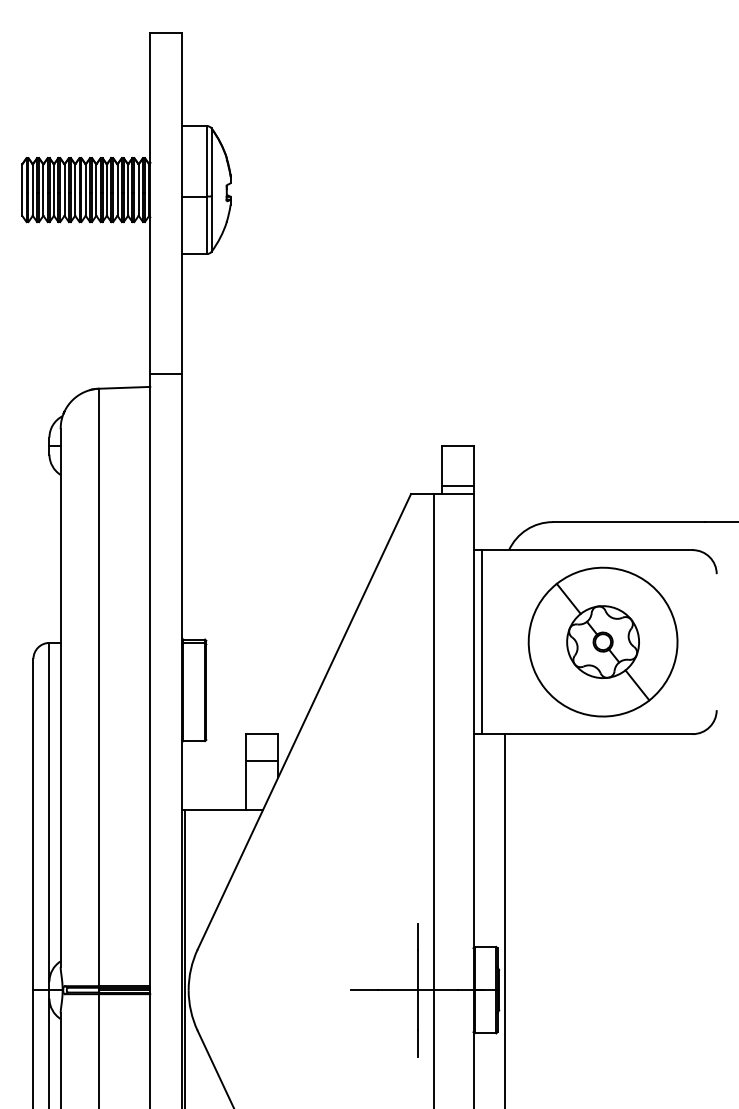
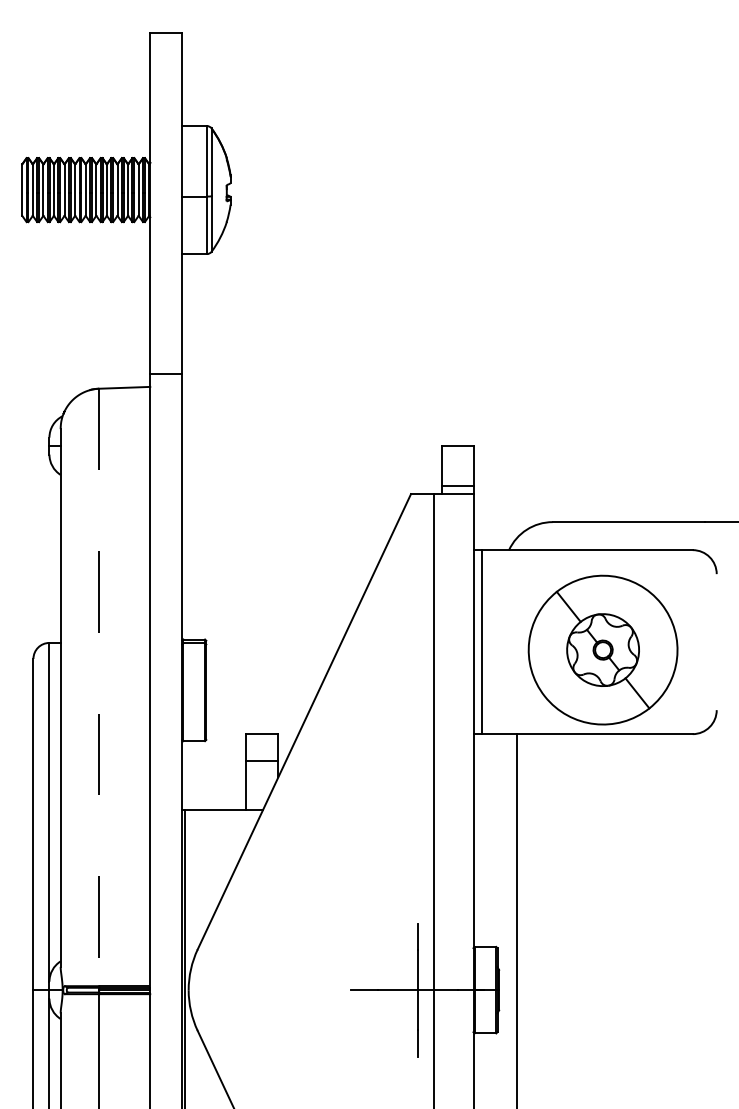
part position: (602, 641) -> (602, 649) (602, 649)
line: solid -> dashed (99, 687)
line position: (504, 919) -> (516, 919) (516, 919)
